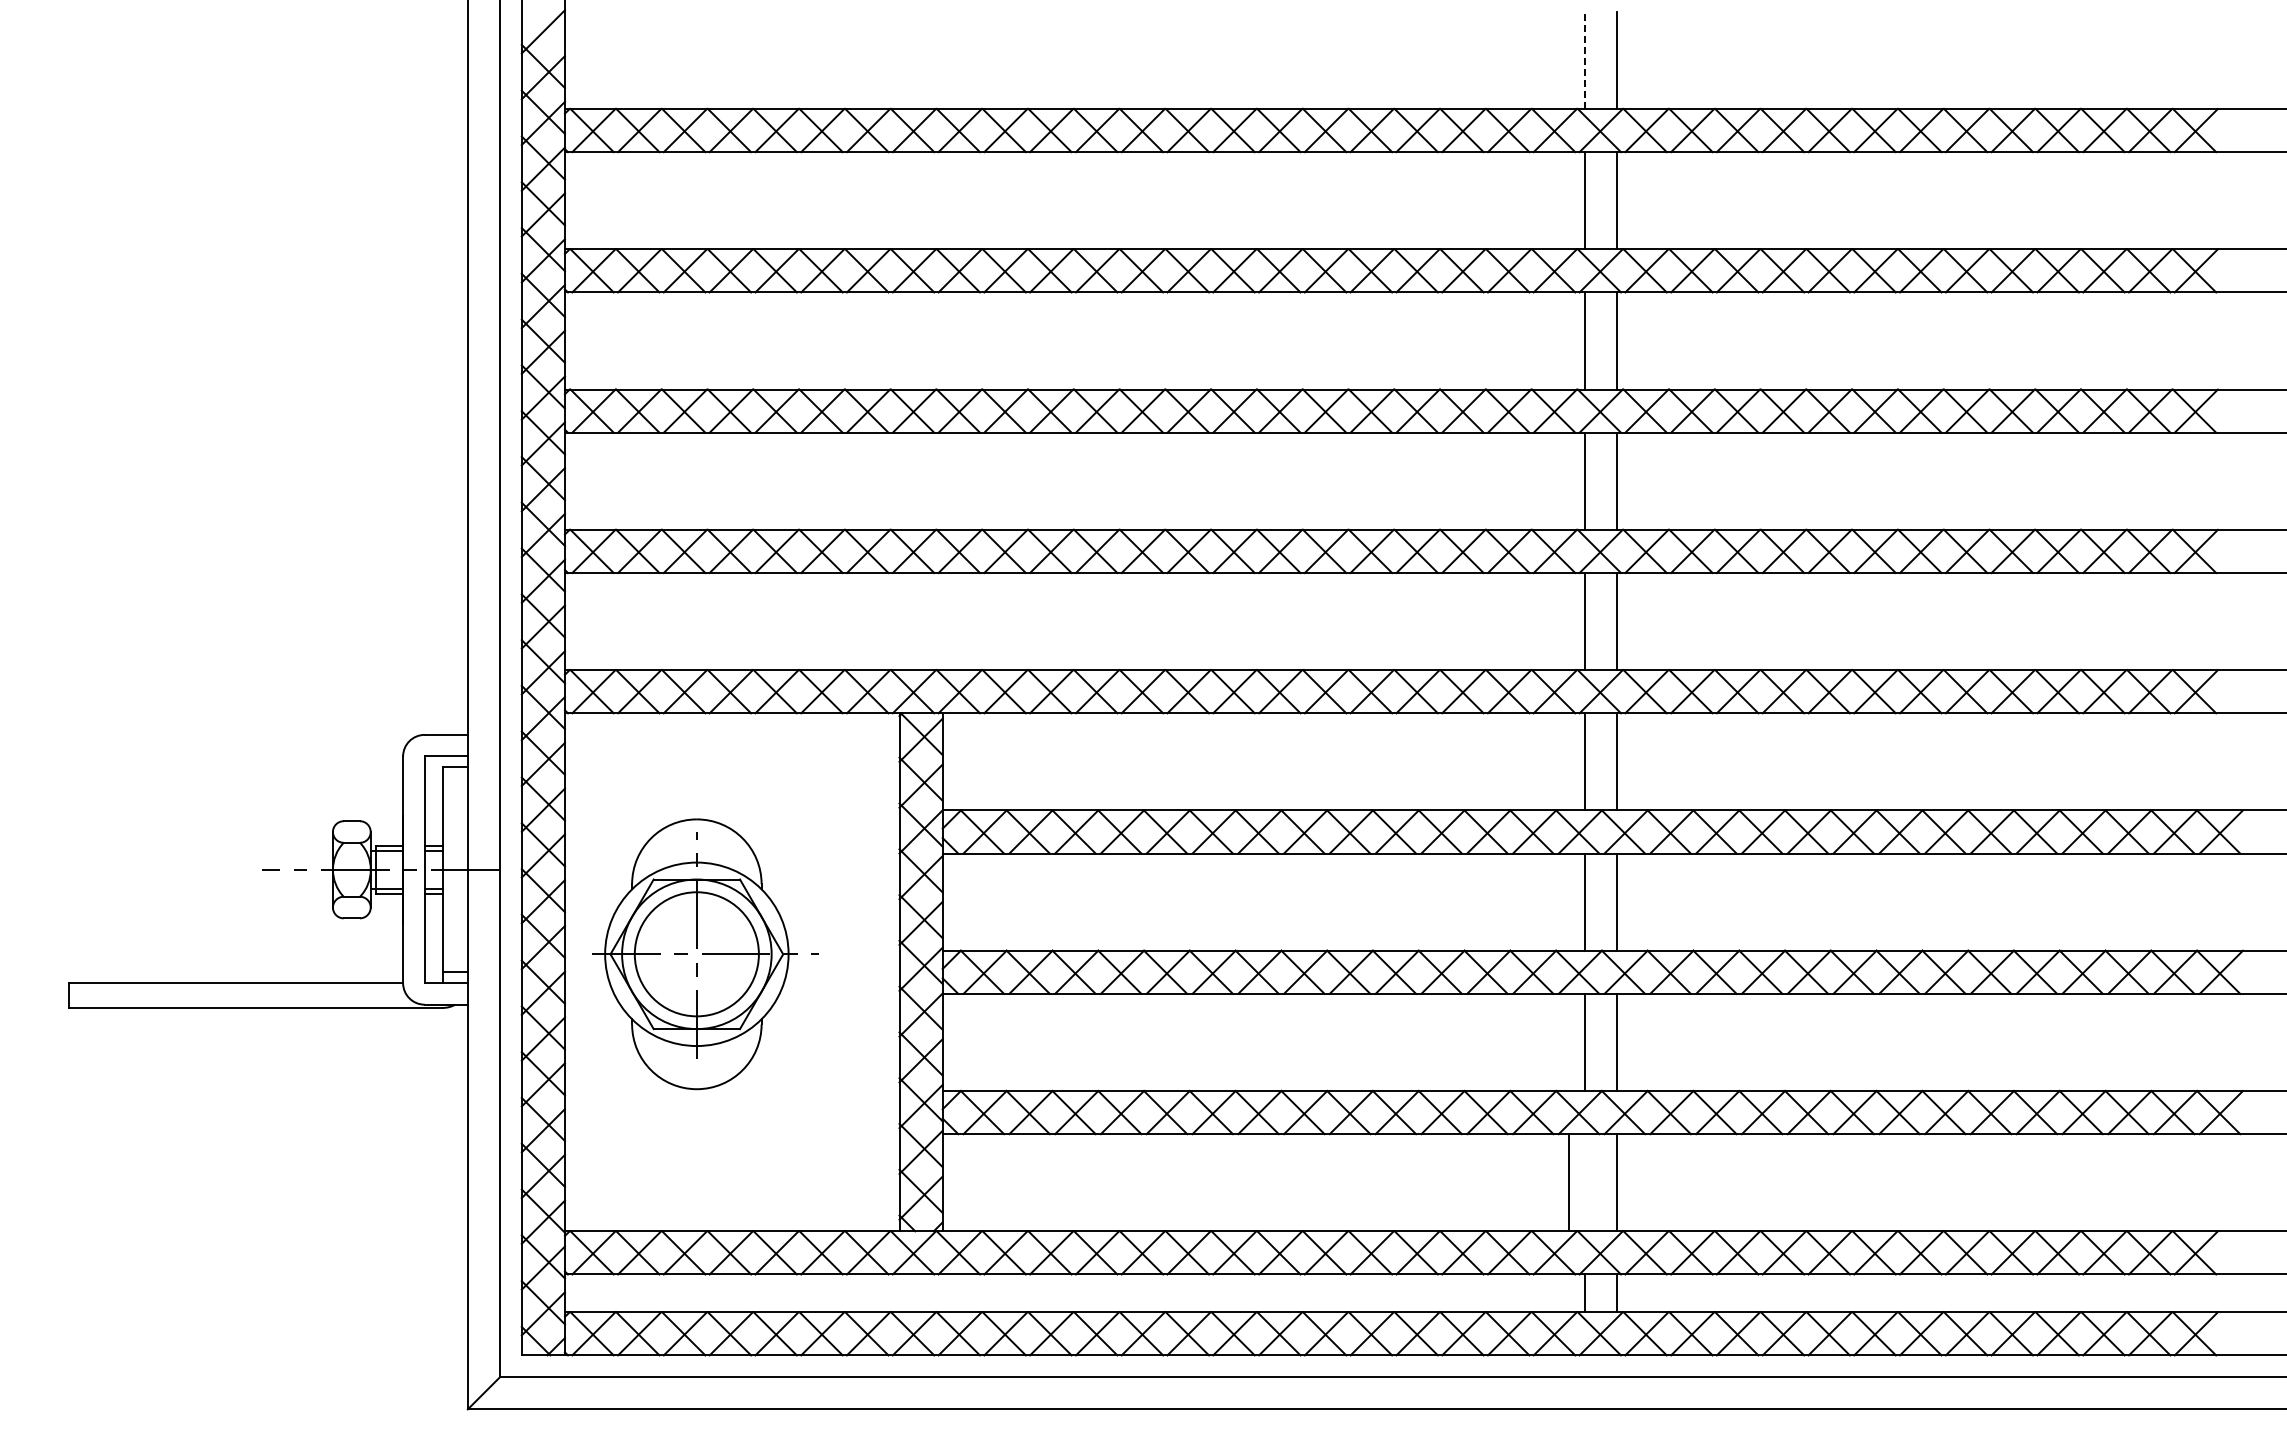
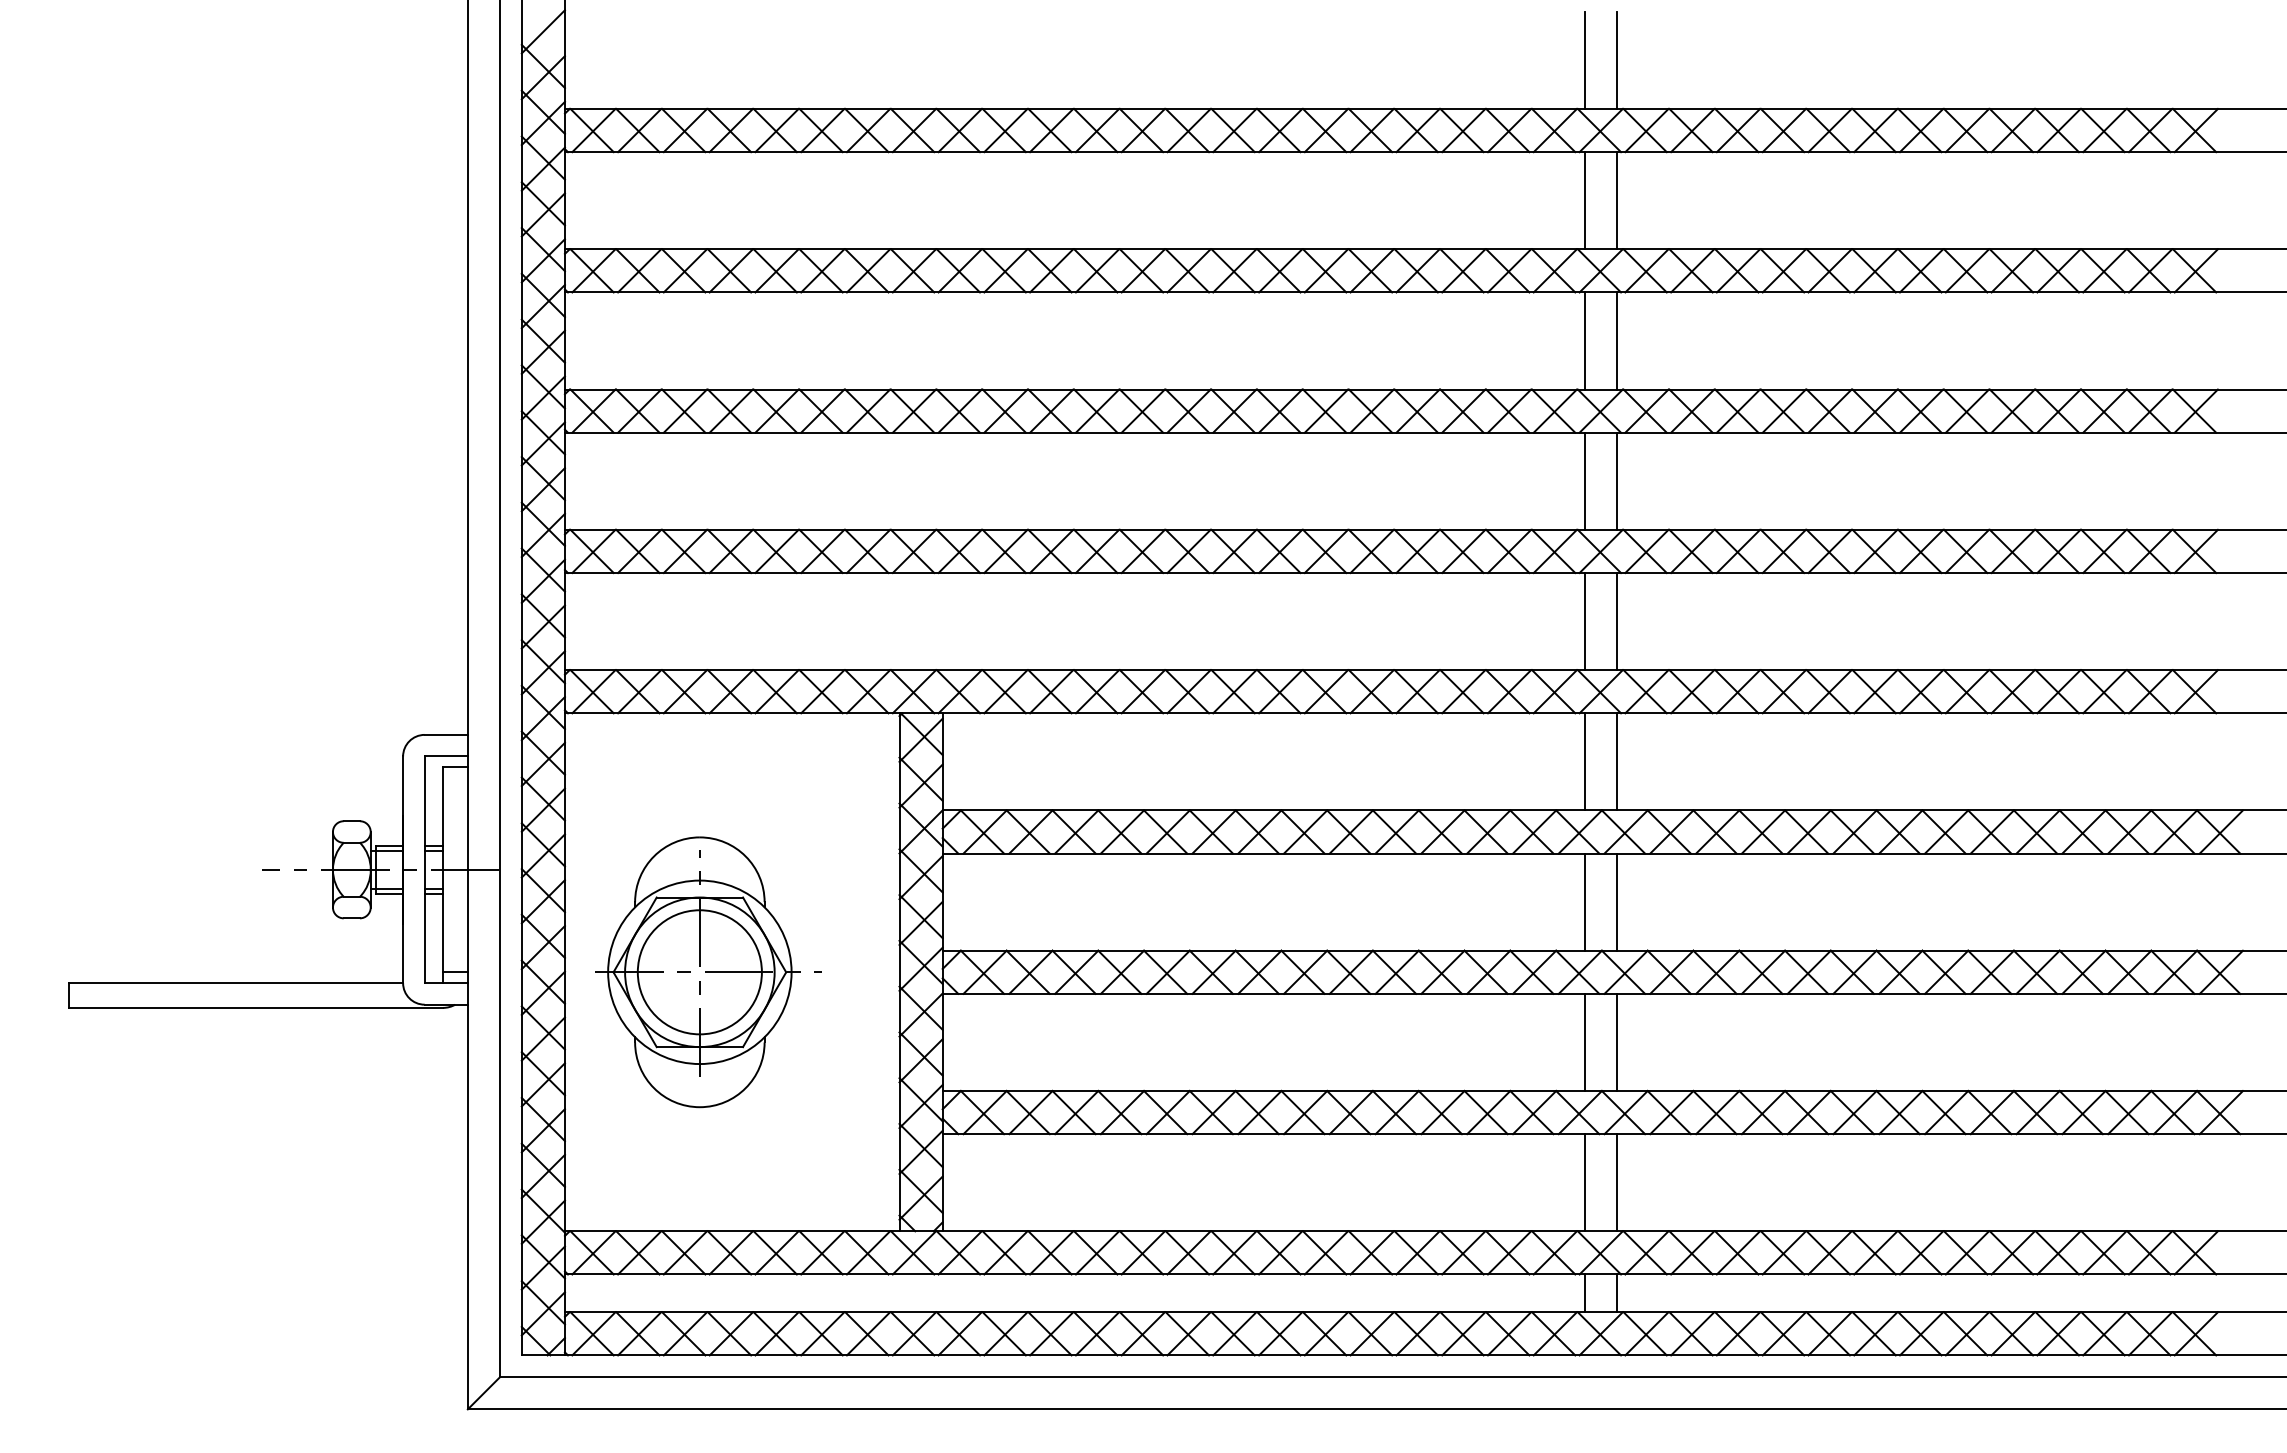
line: dashed -> solid (1584, 60)
part position: (705, 954) -> (708, 972) (708, 972)
line position: (1568, 1182) -> (1584, 1182) (1584, 1182)
